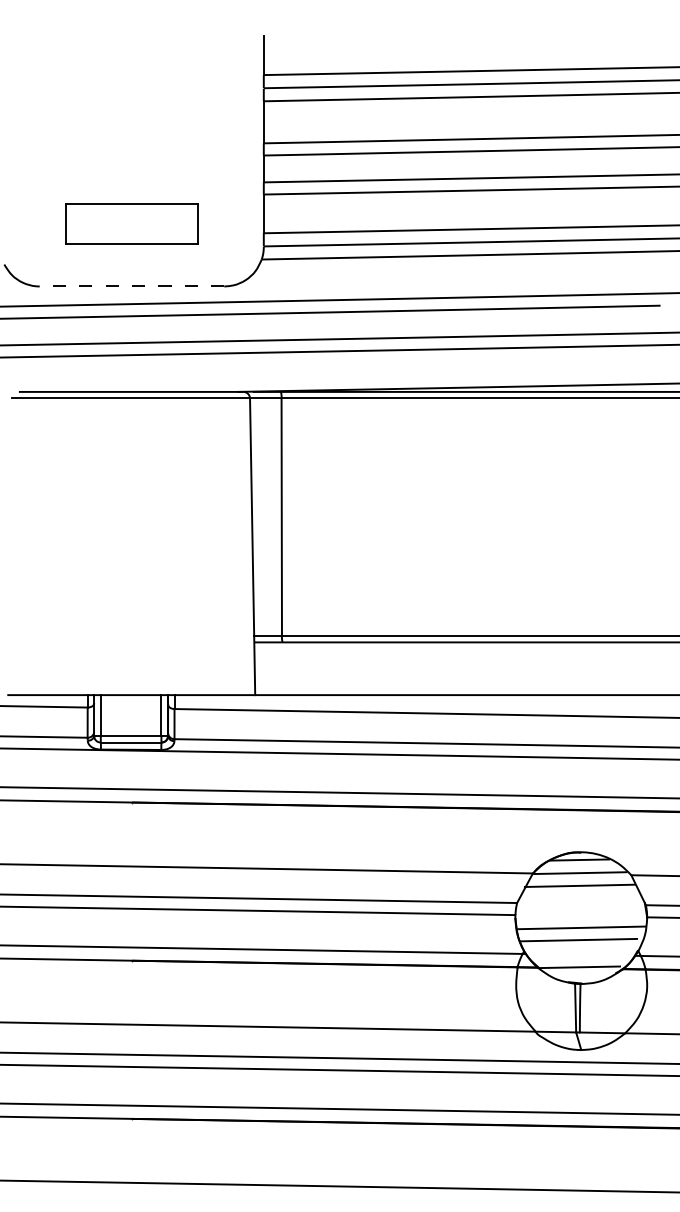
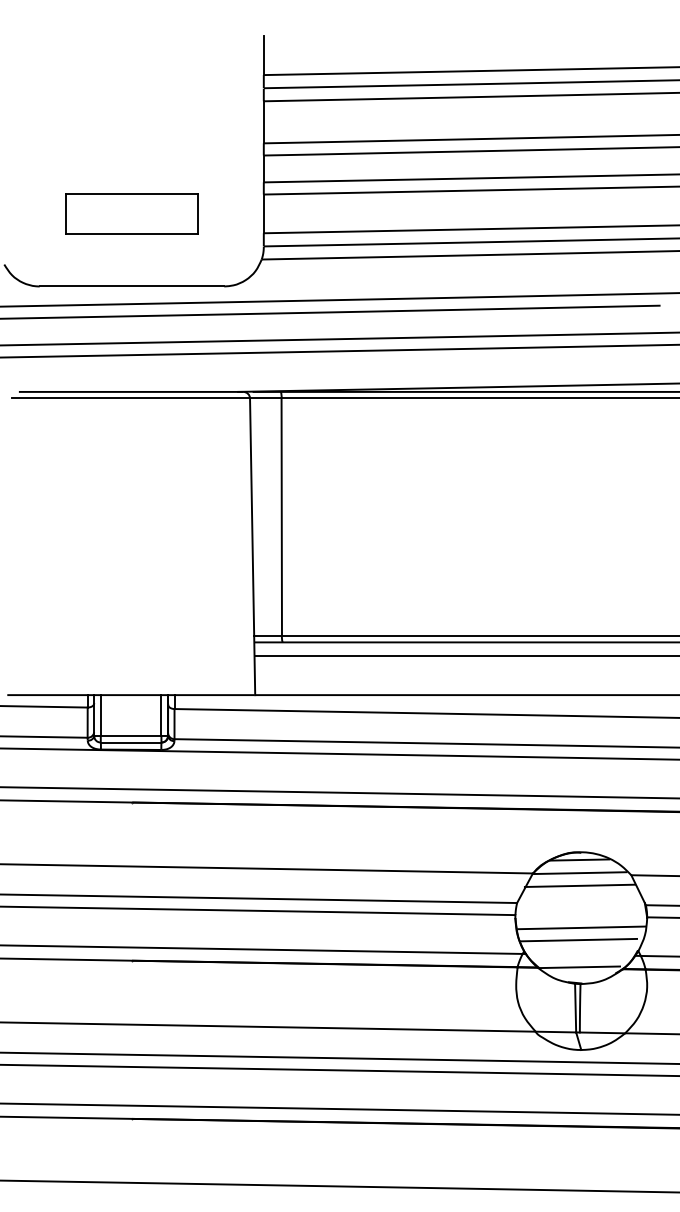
part position: (131, 223) -> (131, 213) (131, 213)
line: dashed -> solid (131, 286)
line: none -> present (465, 655)
